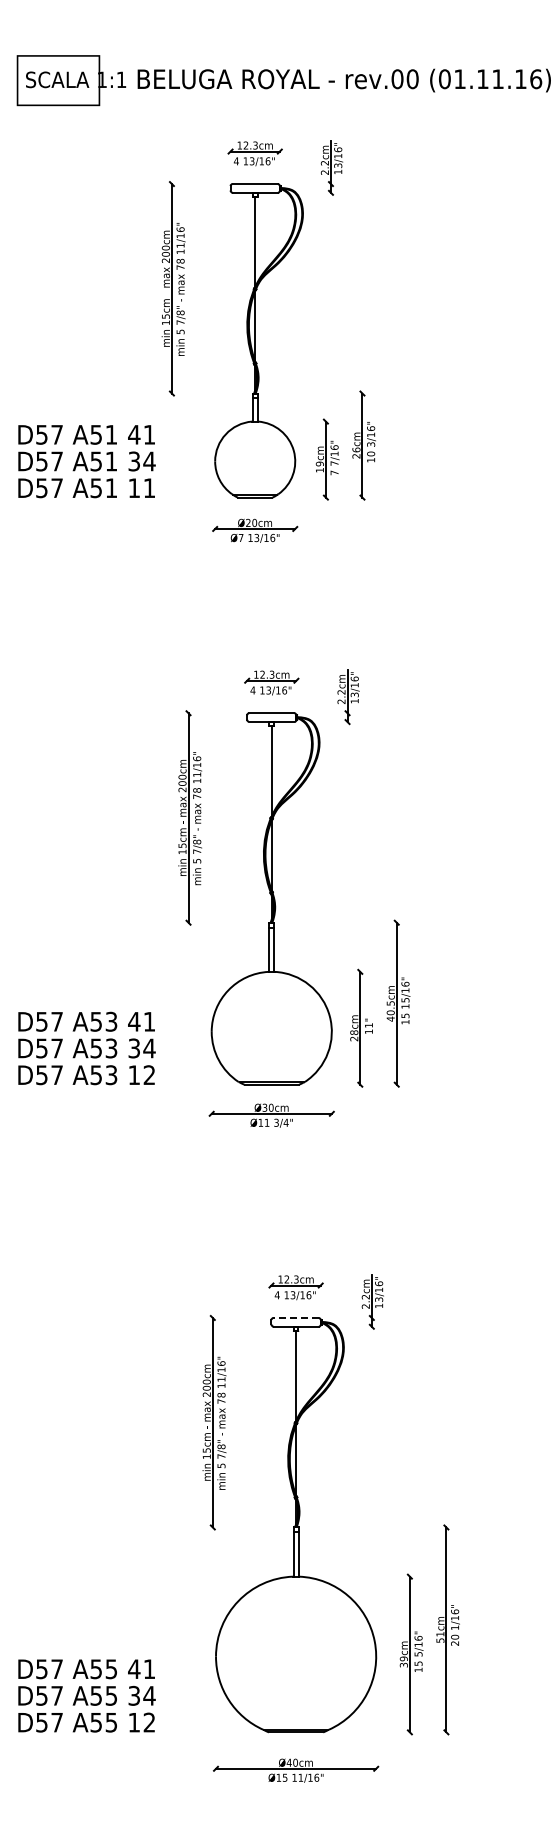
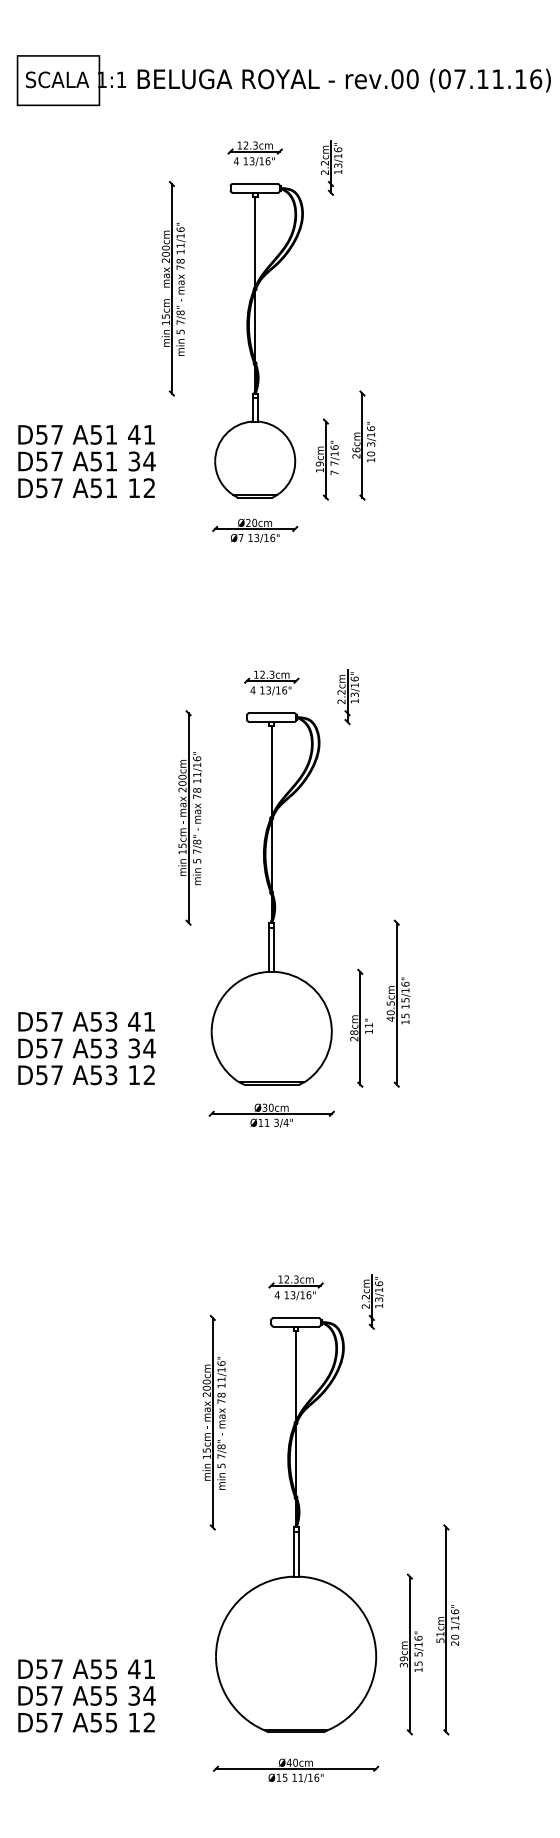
text: (01.11.16) -> (07.11.16) (459, 78)
text: 11 -> 12 (148, 487)
line: dashed -> solid (296, 1318)
